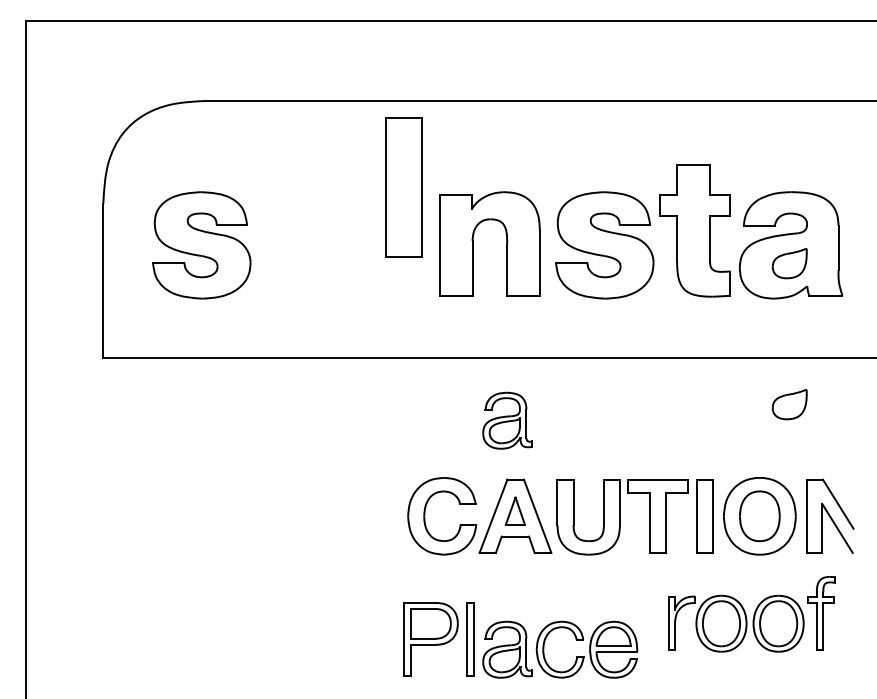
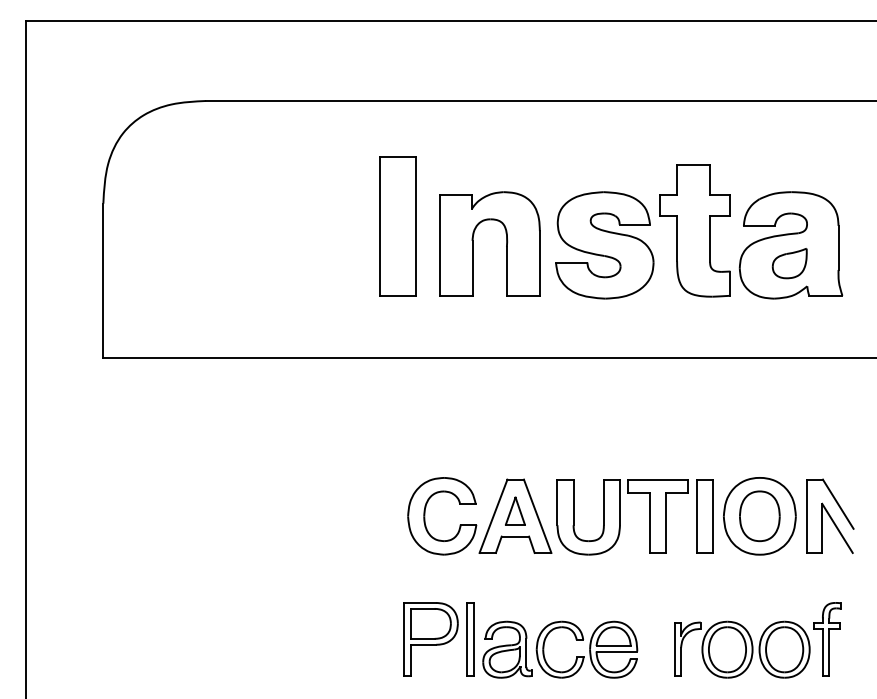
part position: (403, 187) -> (397, 226) (397, 226)
part: present -> none (201, 245)
part: present -> none (789, 404)
part: present -> none (507, 420)
part position: (751, 614) -> (757, 640) (757, 640)
